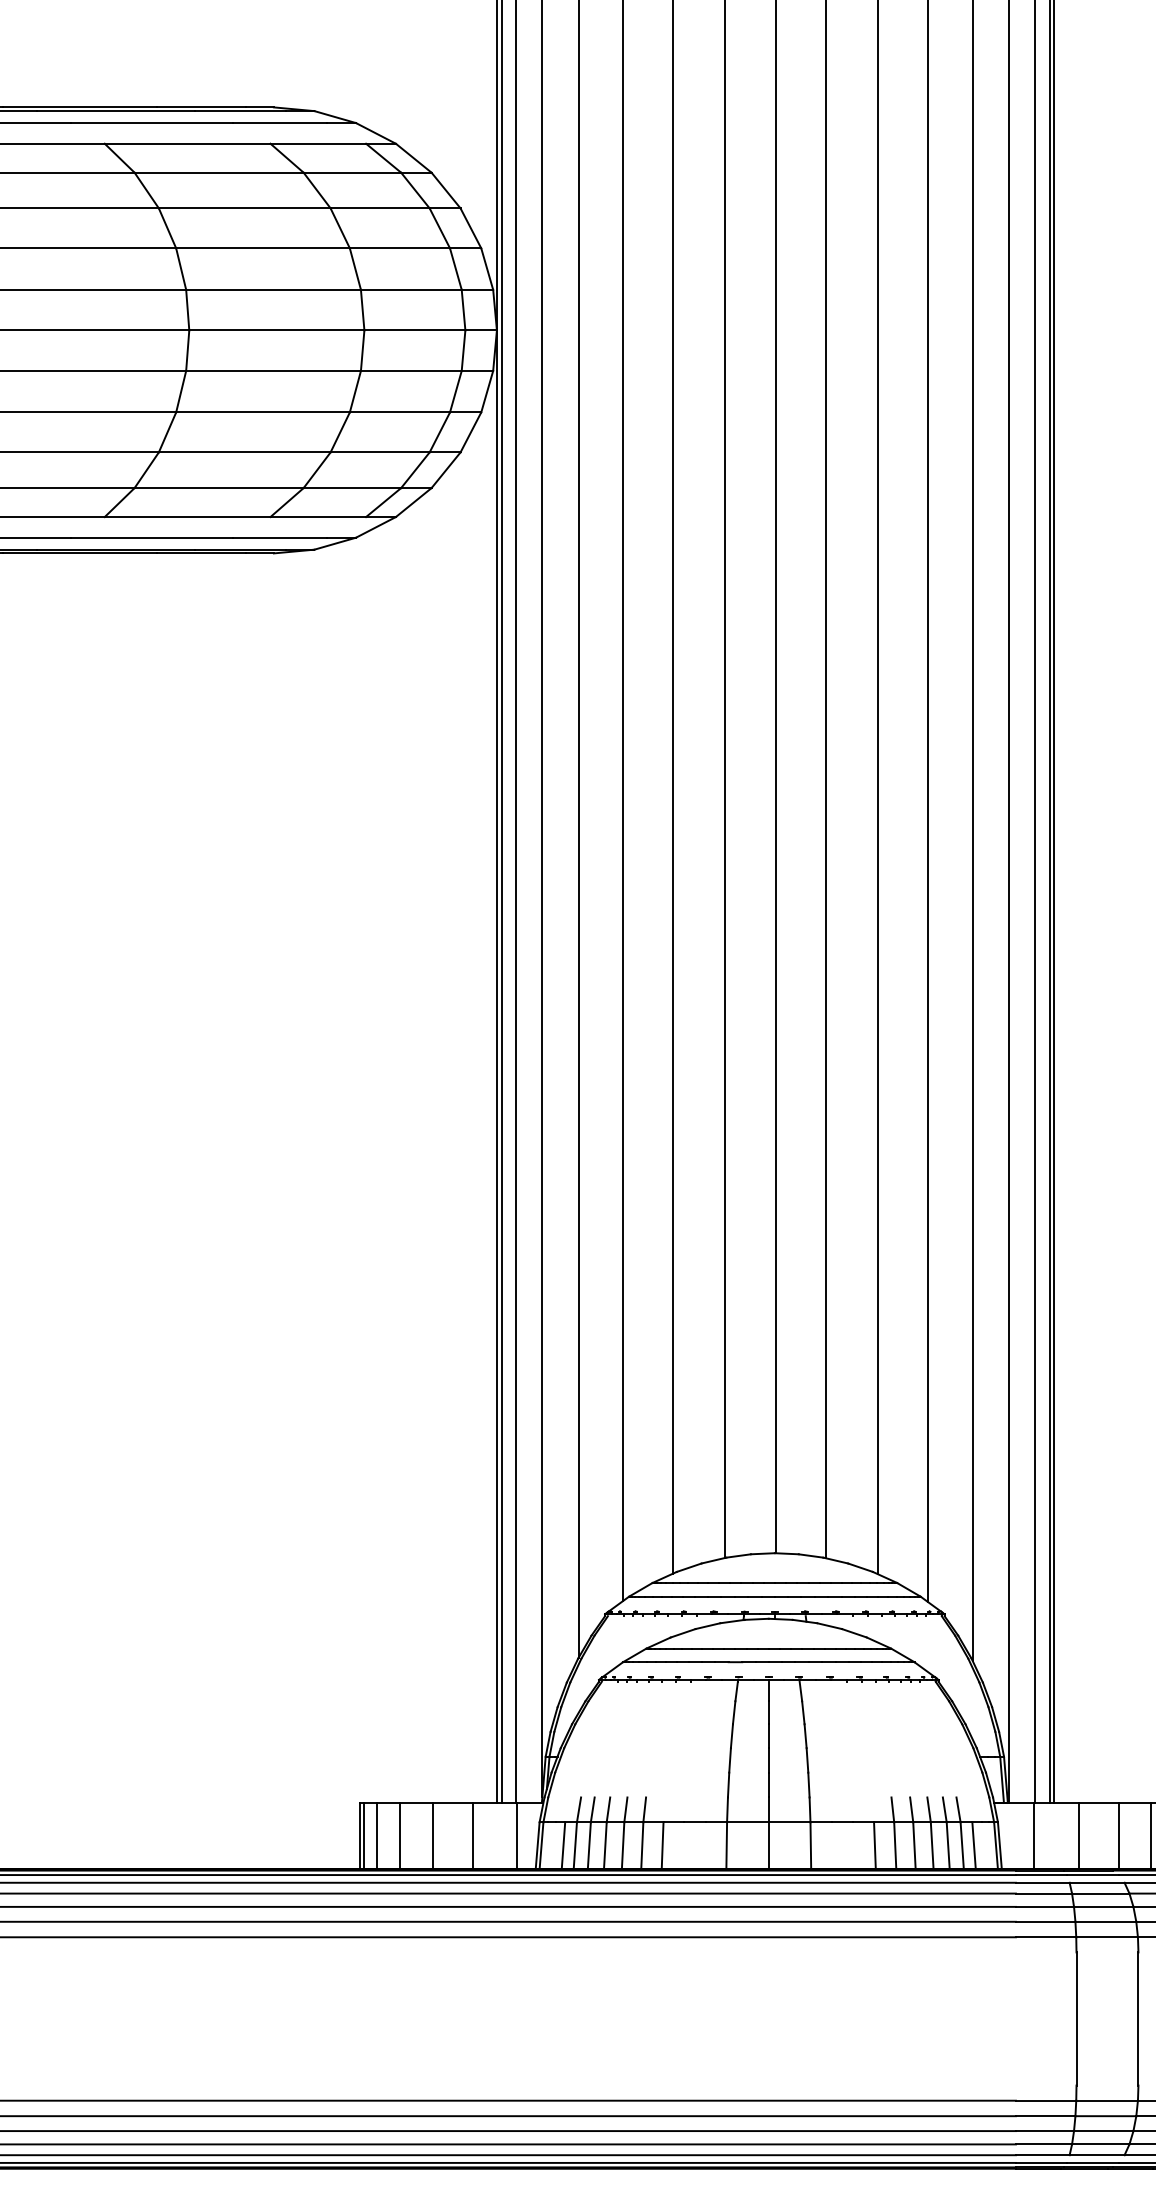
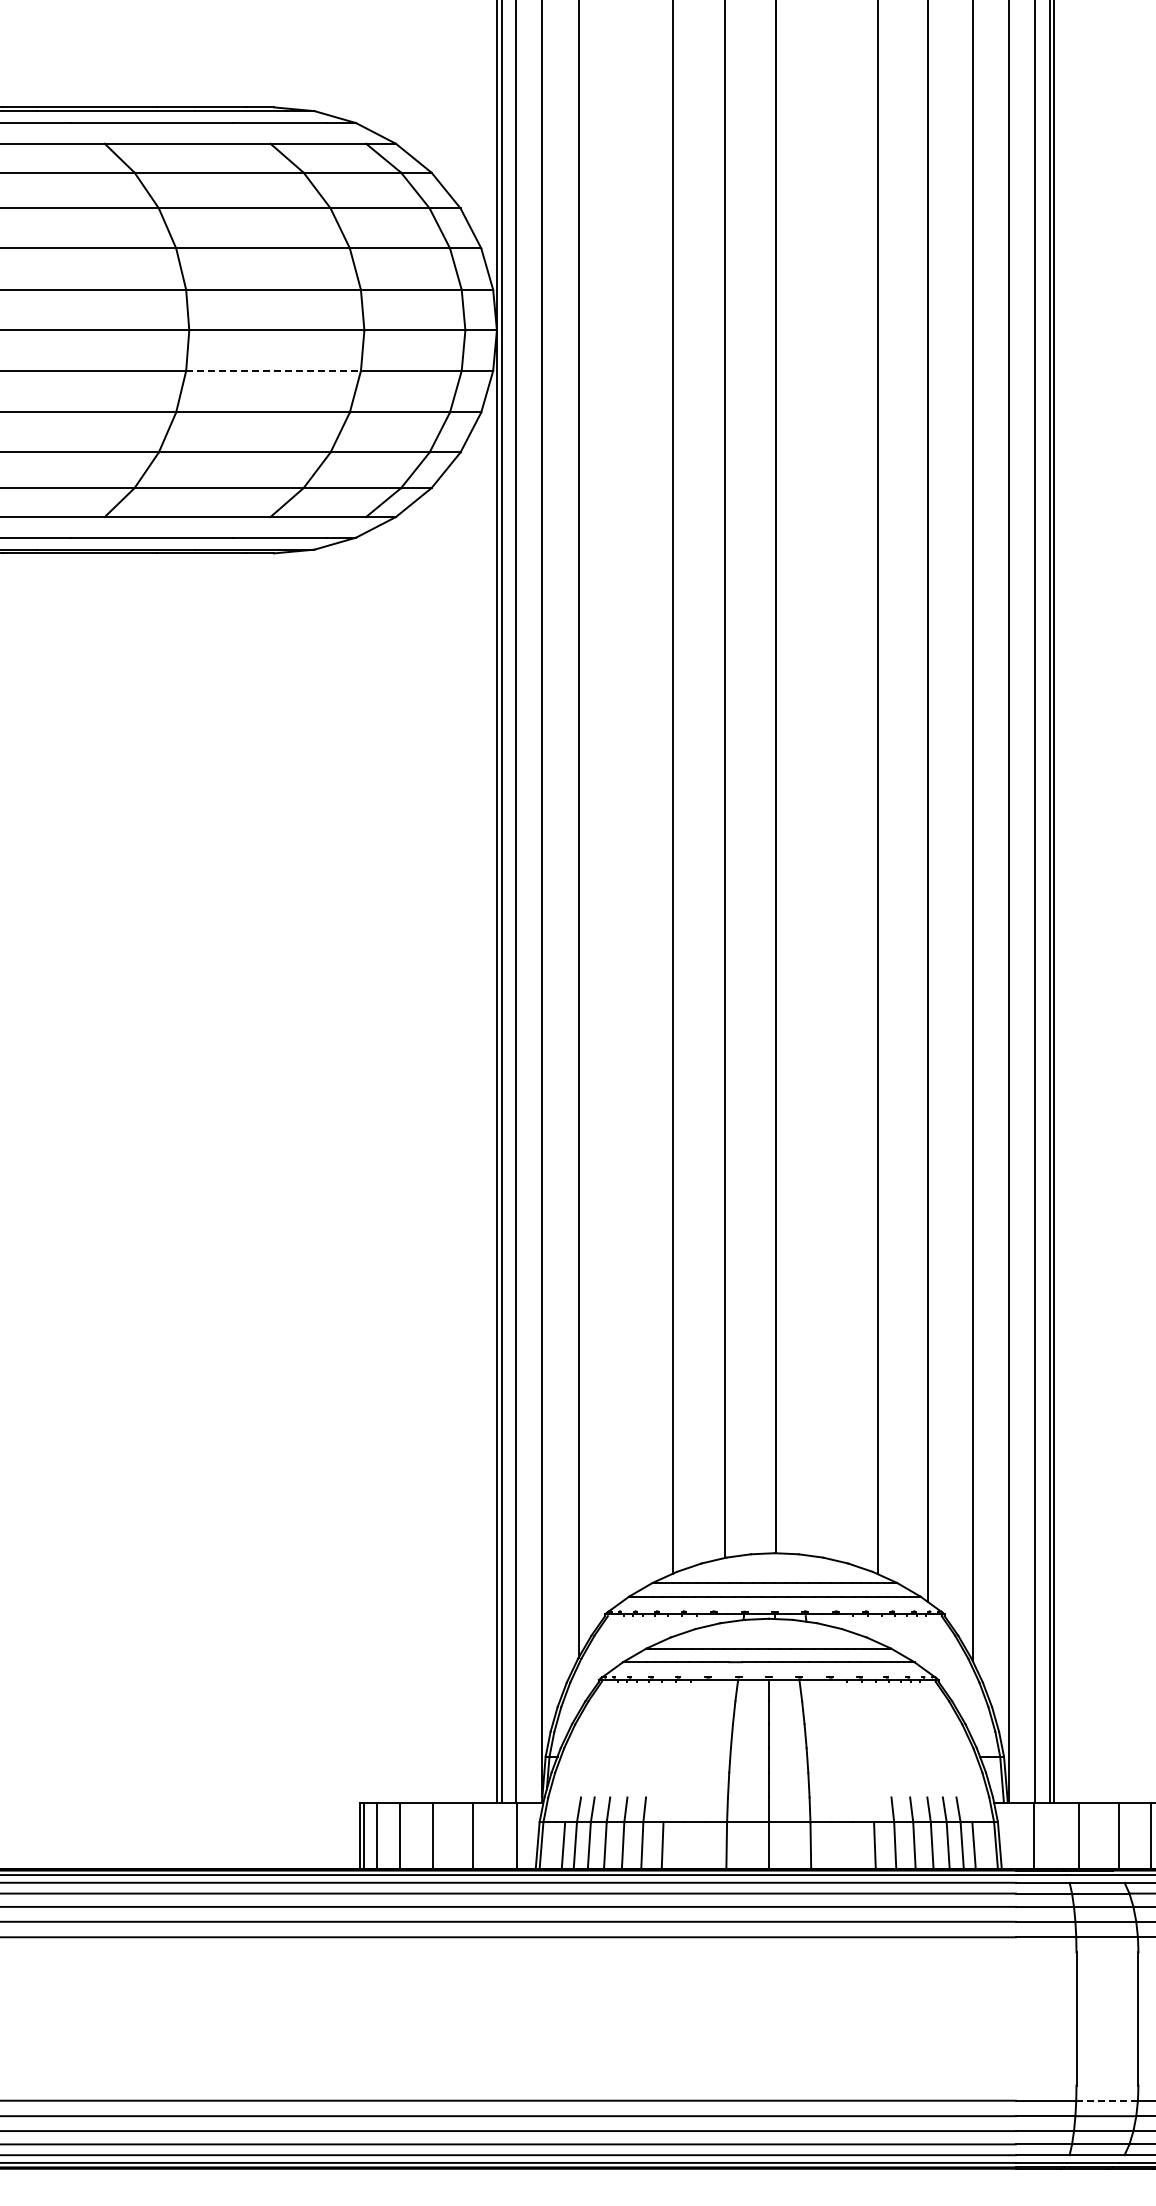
line: solid -> dashed (274, 370)
line: present -> none (826, 780)
line: present -> none (623, 801)
line: solid -> dashed (1107, 2100)
